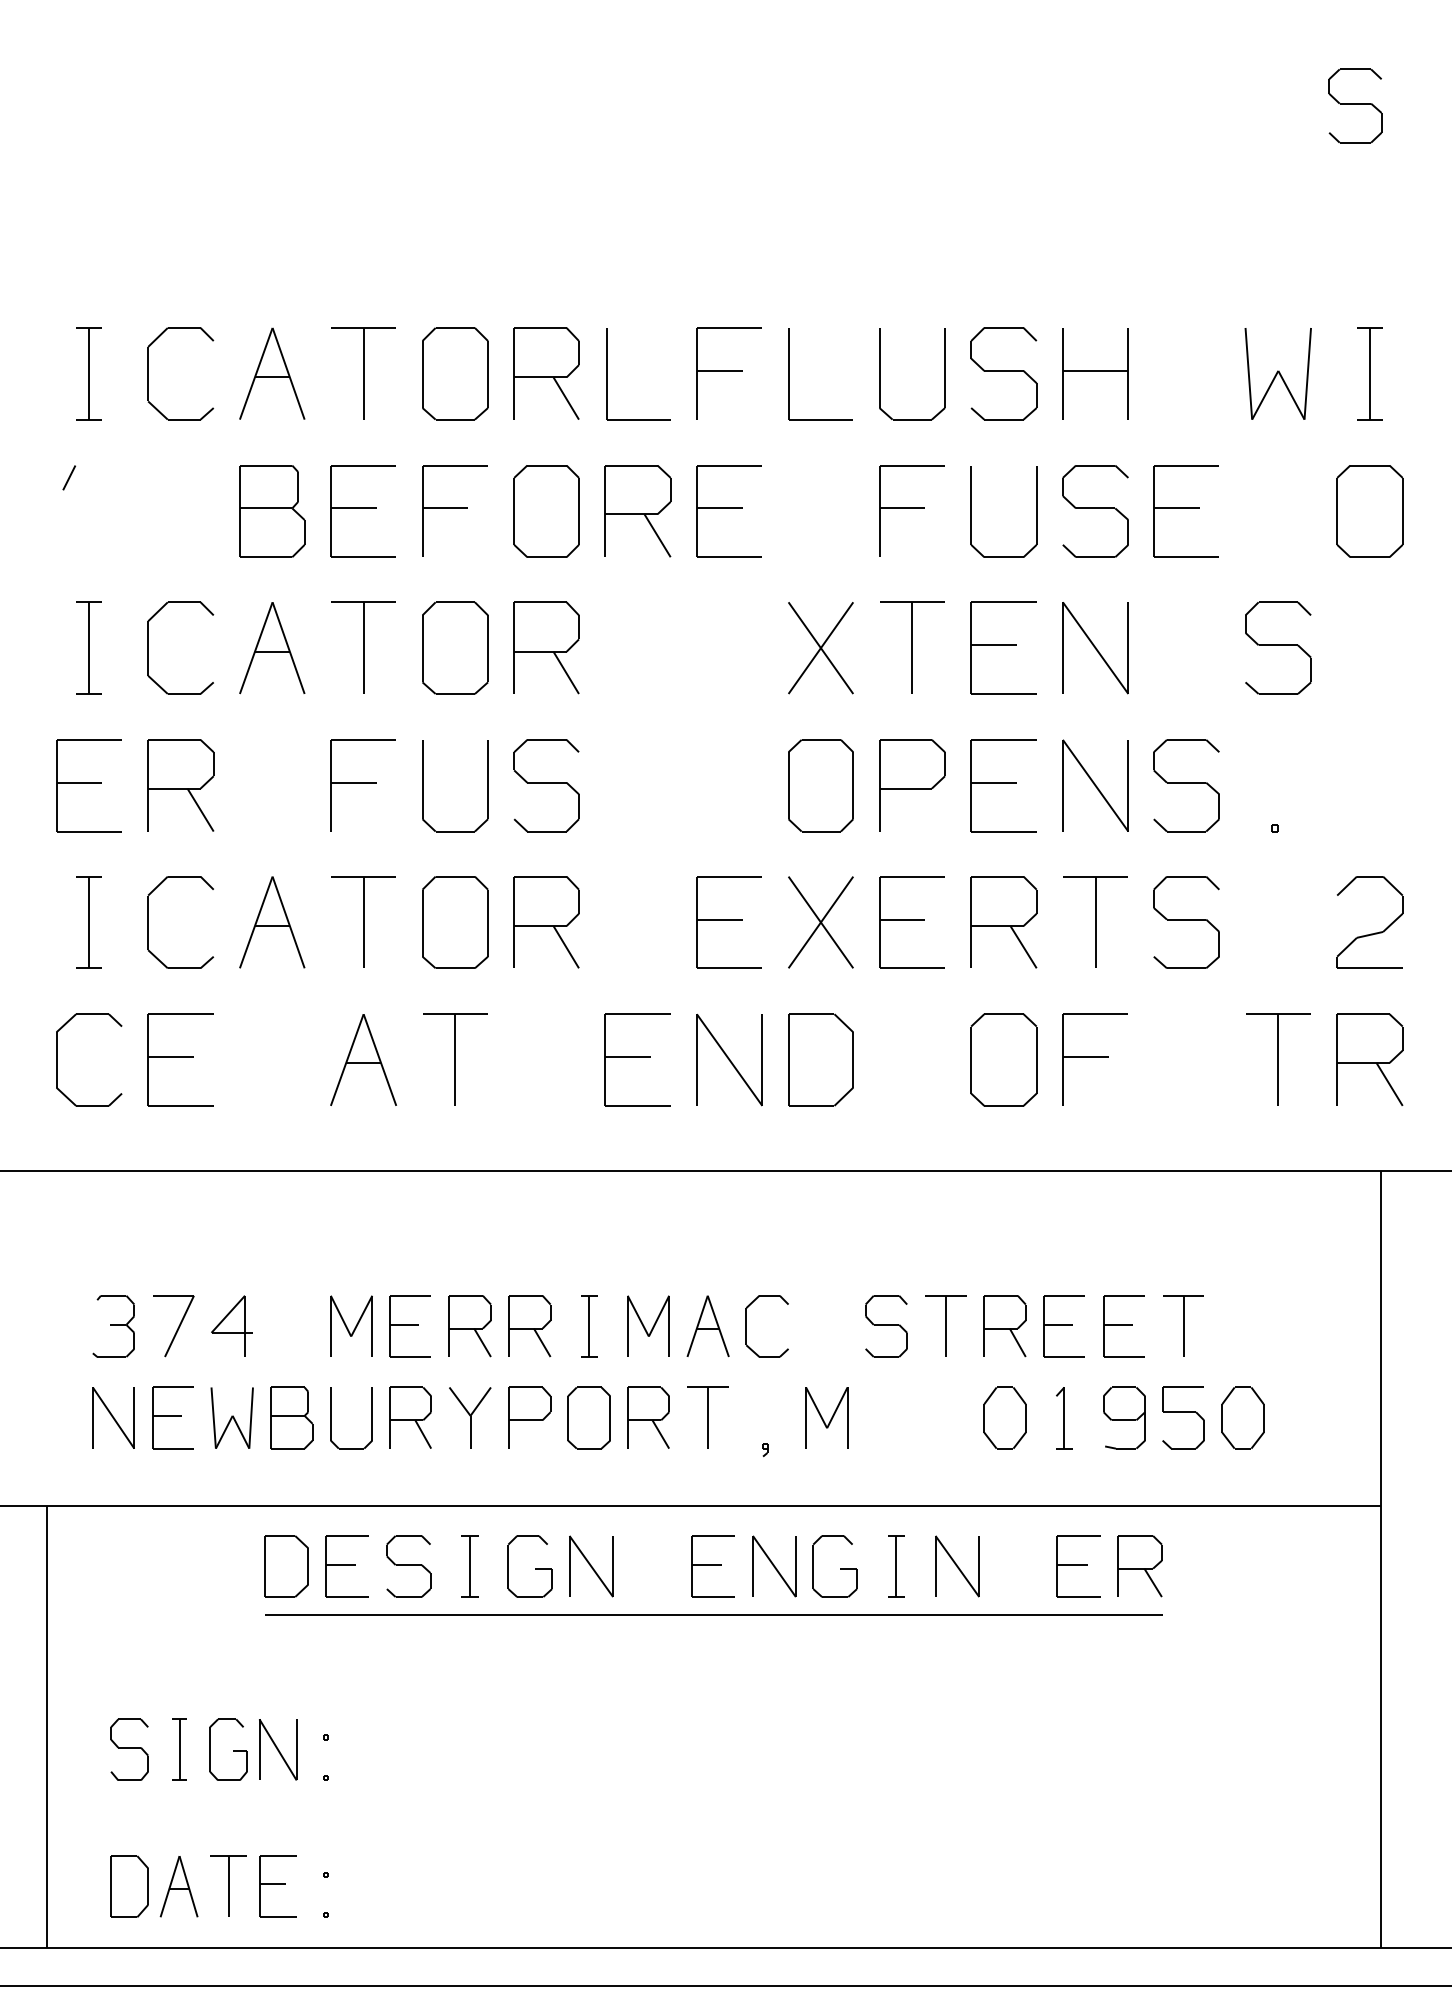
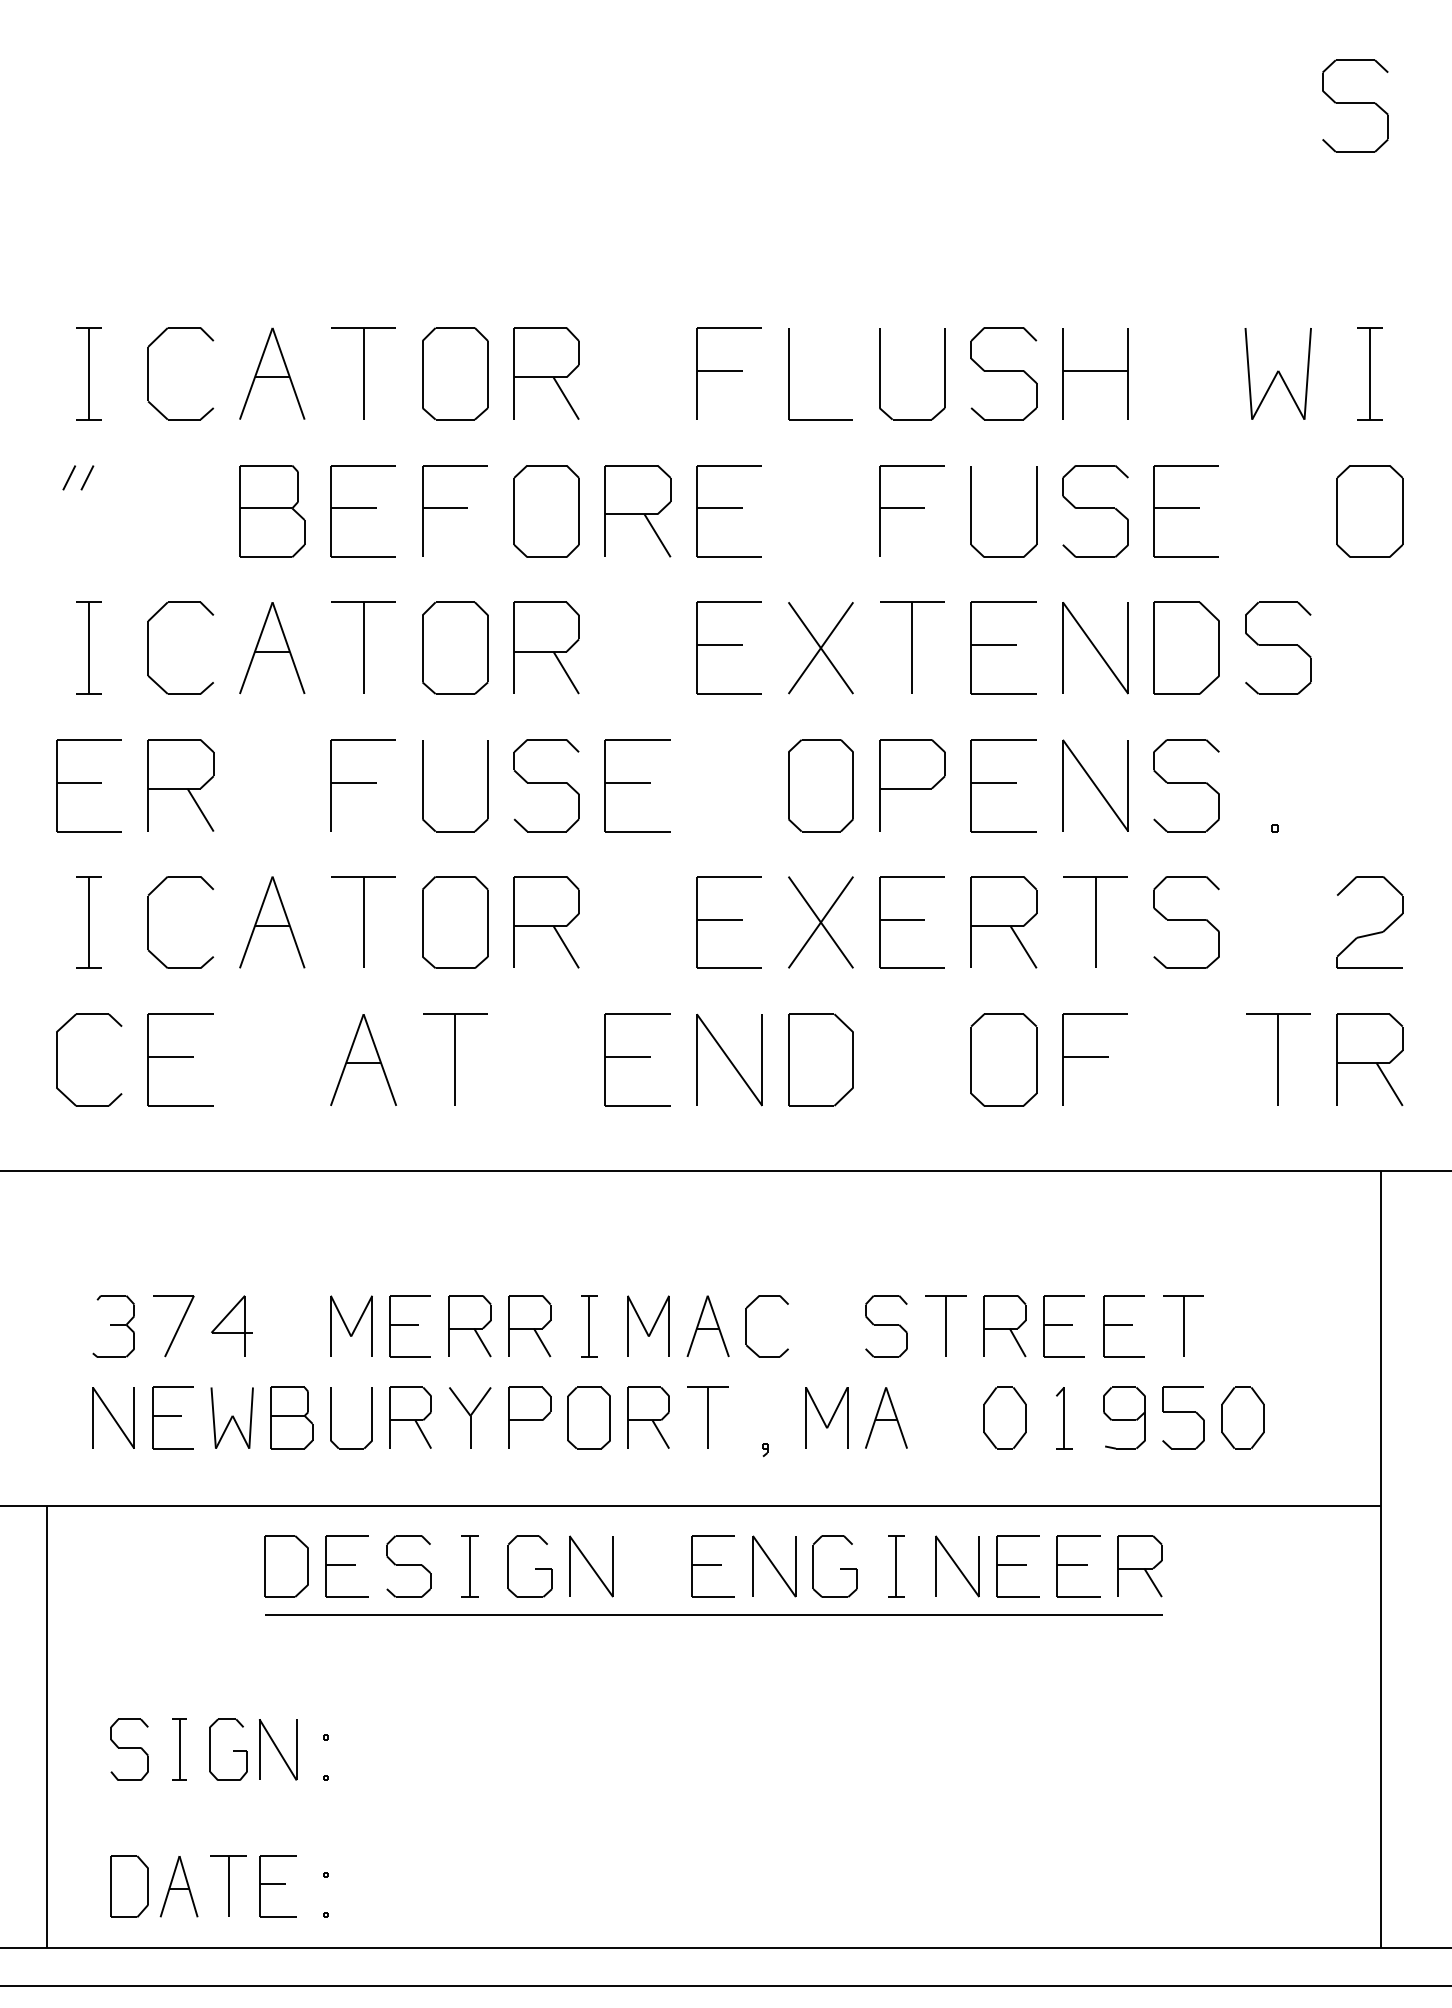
part size: 55x76 px -> 67x94 px (1355, 105)
part: present -> none (607, 374)
line: none -> present (87, 477)
part: none -> present (728, 647)
part: none -> present (1186, 647)
part: none -> present (637, 785)
part: none -> present (886, 1417)
part: none -> present (1017, 1566)
